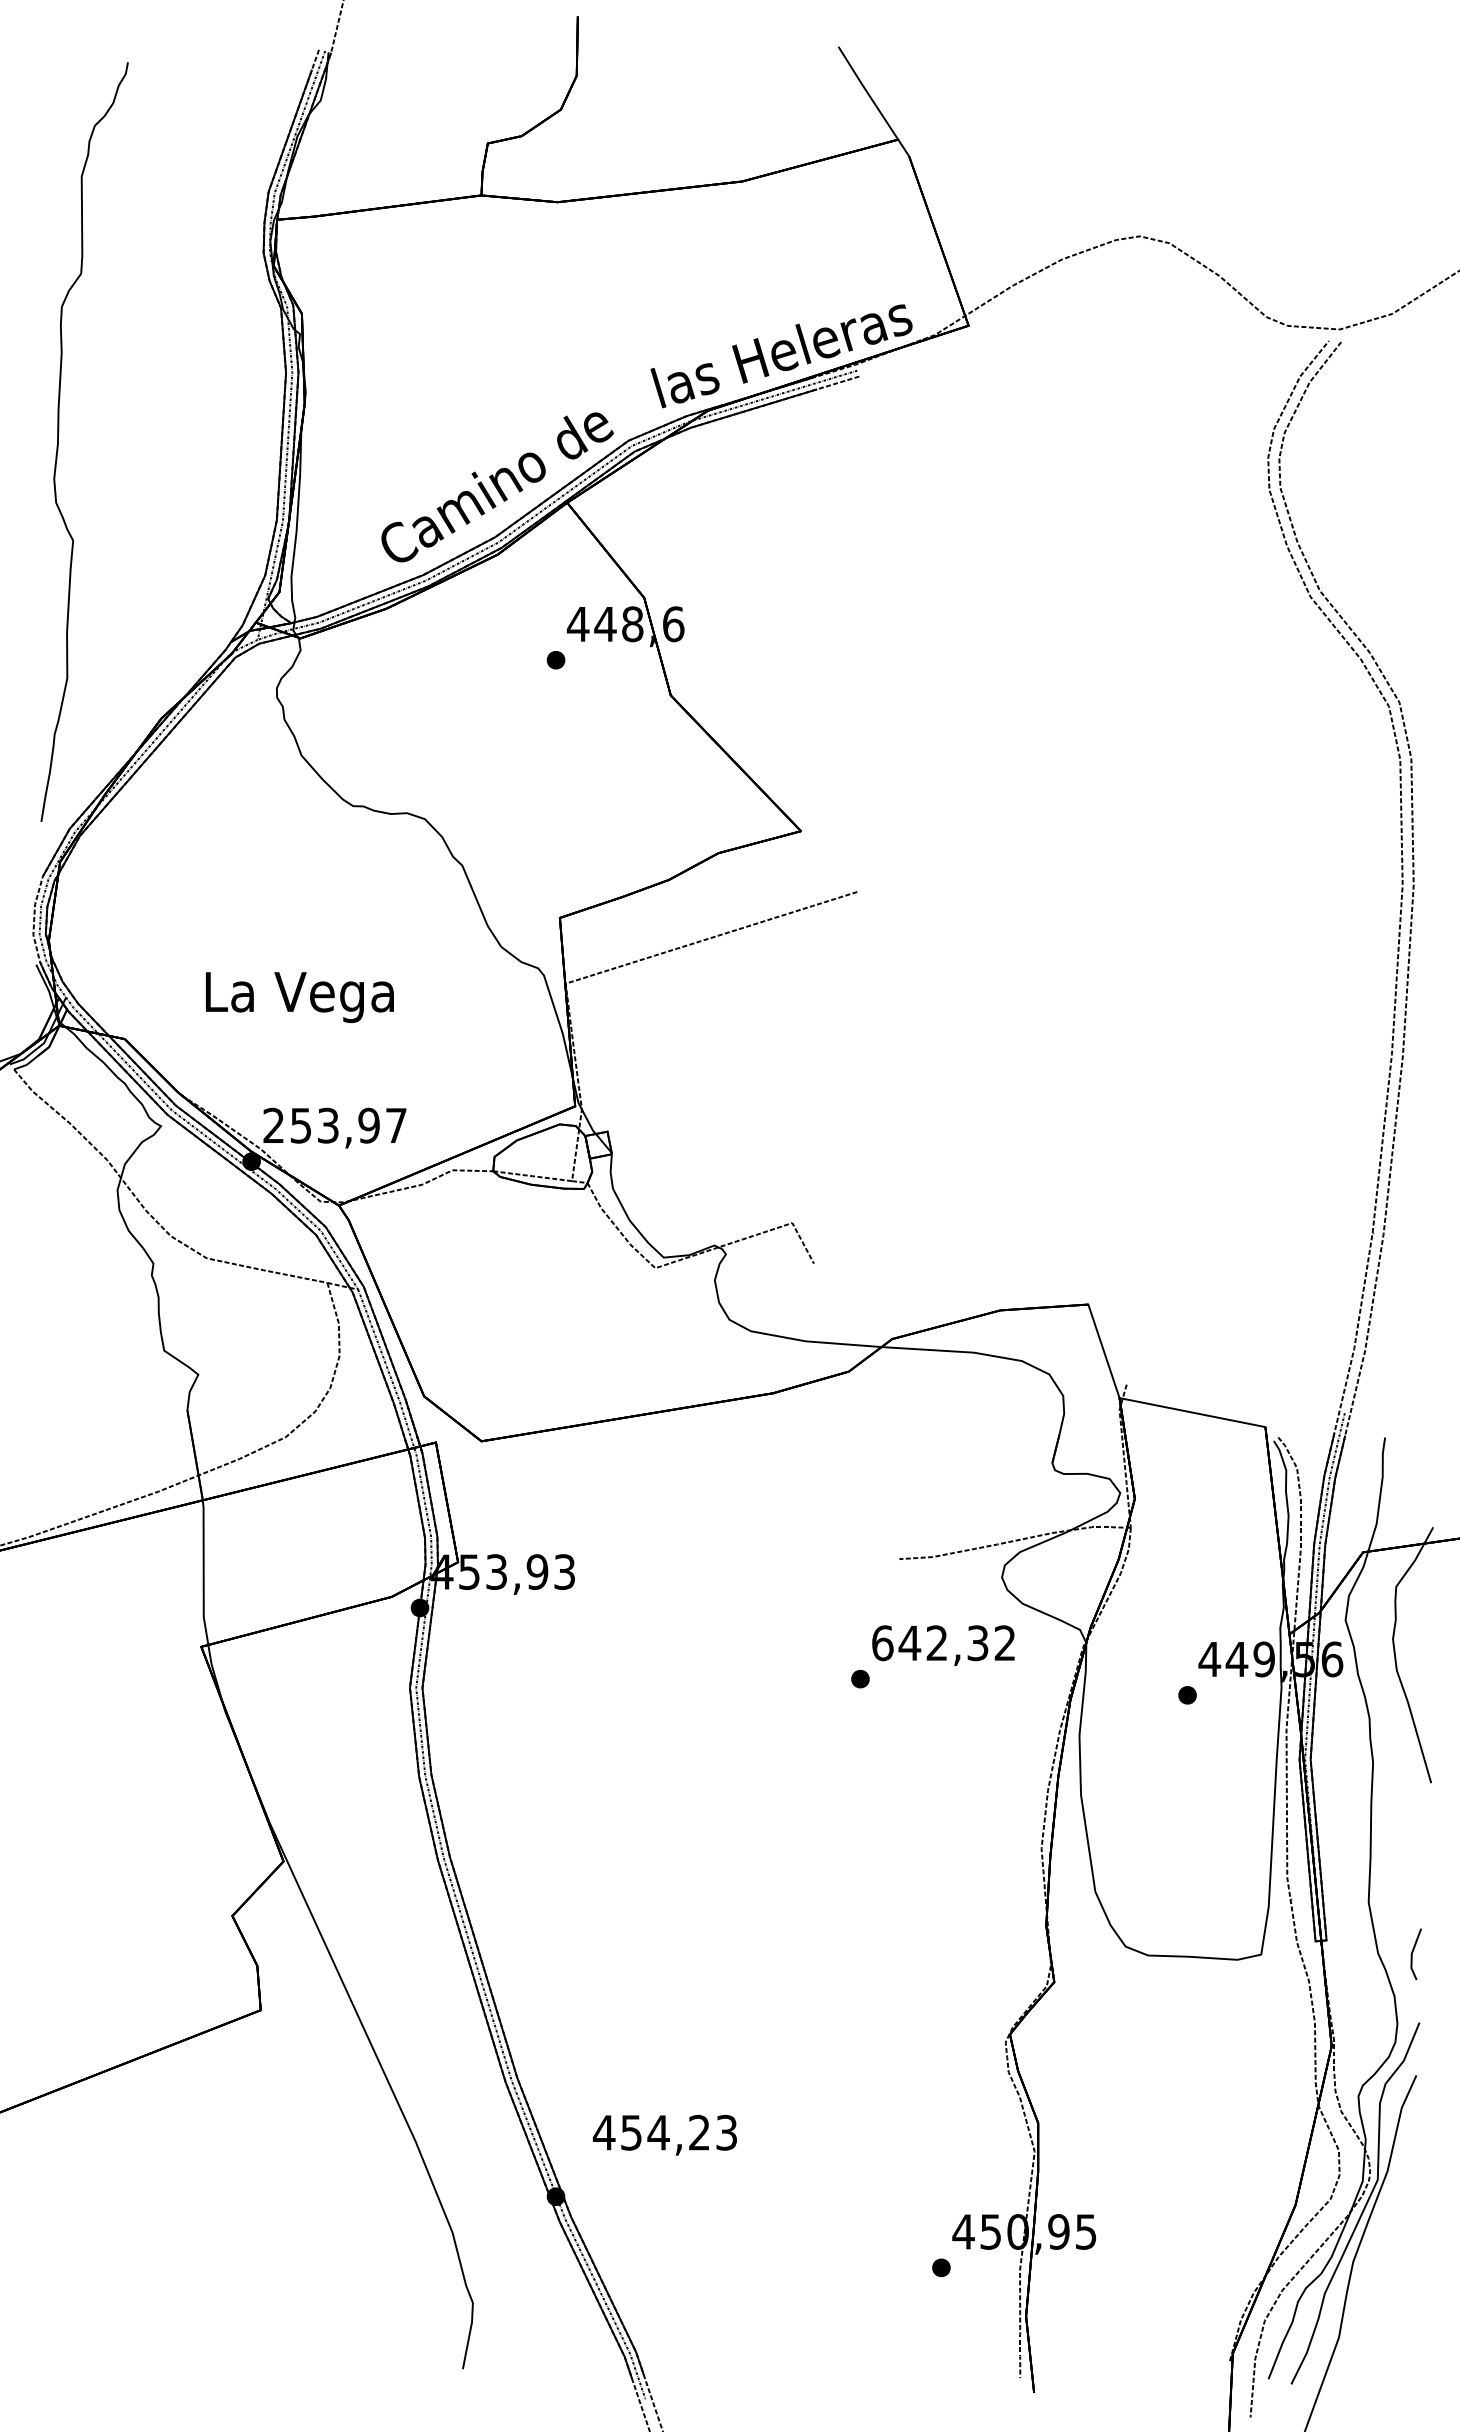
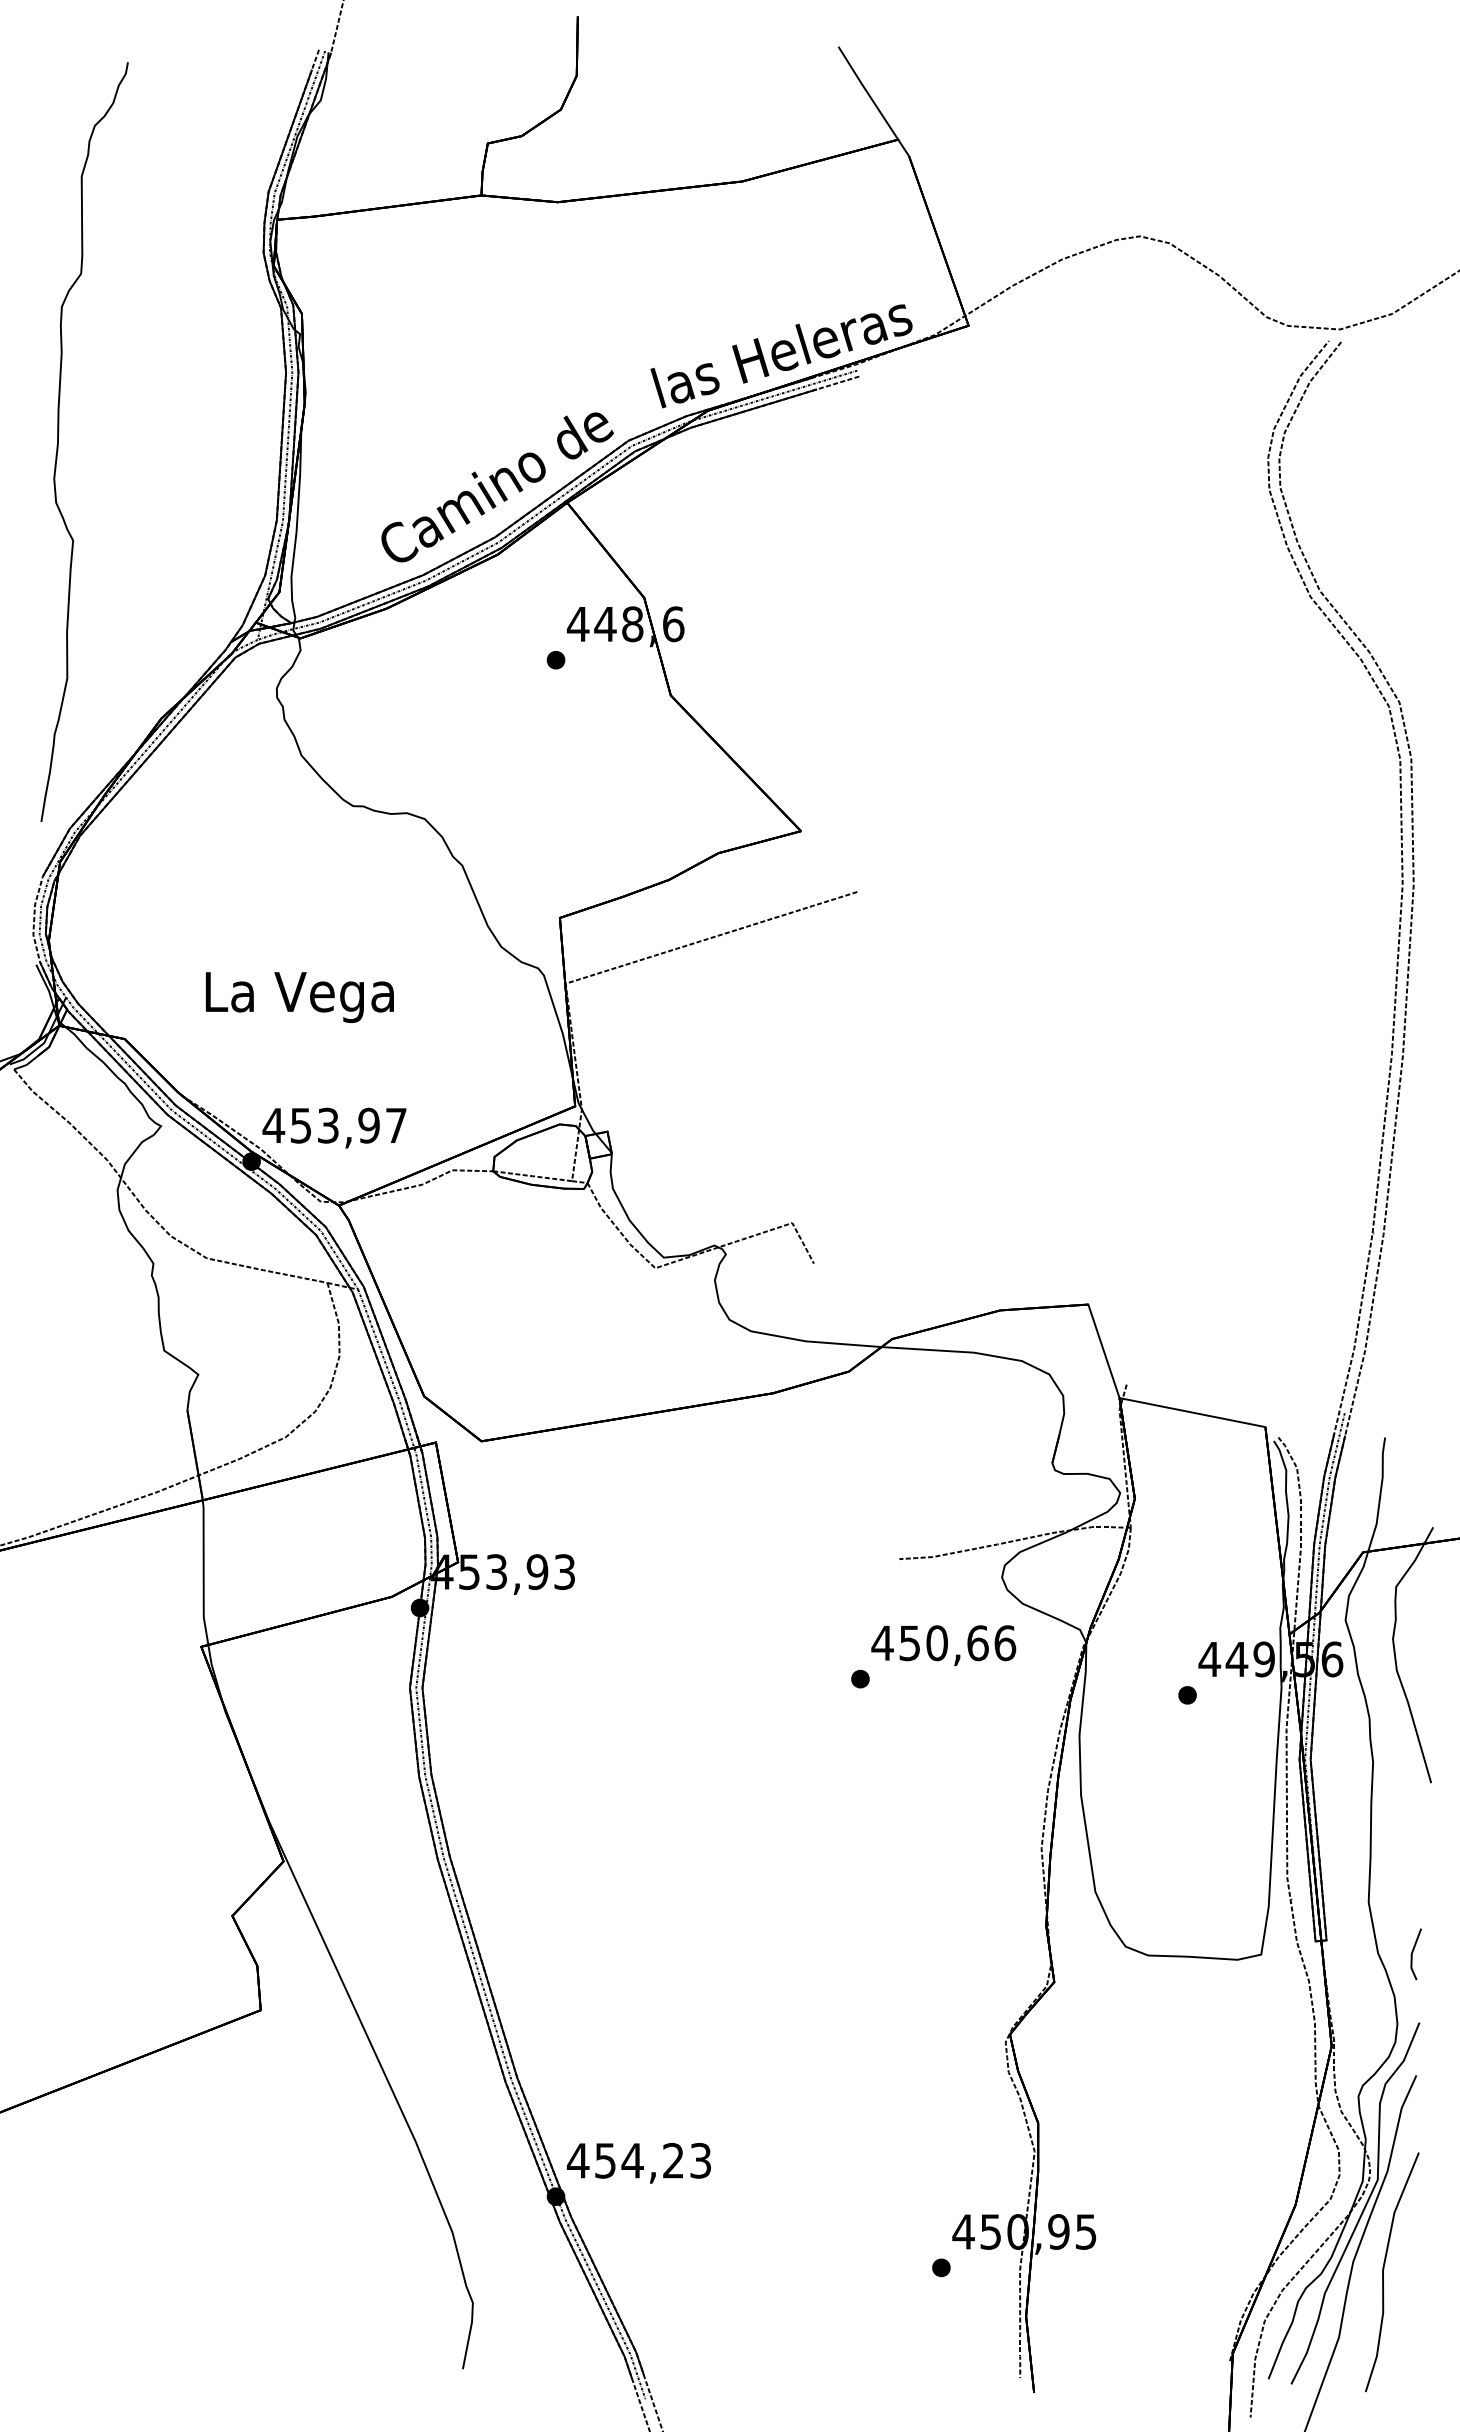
text: 253,97 -> 453,97 (273, 1124)
text: 642,32 -> 450,66 (943, 1643)
text position: (664, 2134) -> (638, 2162) (638, 2162)
part: none -> present (1384, 2269)
